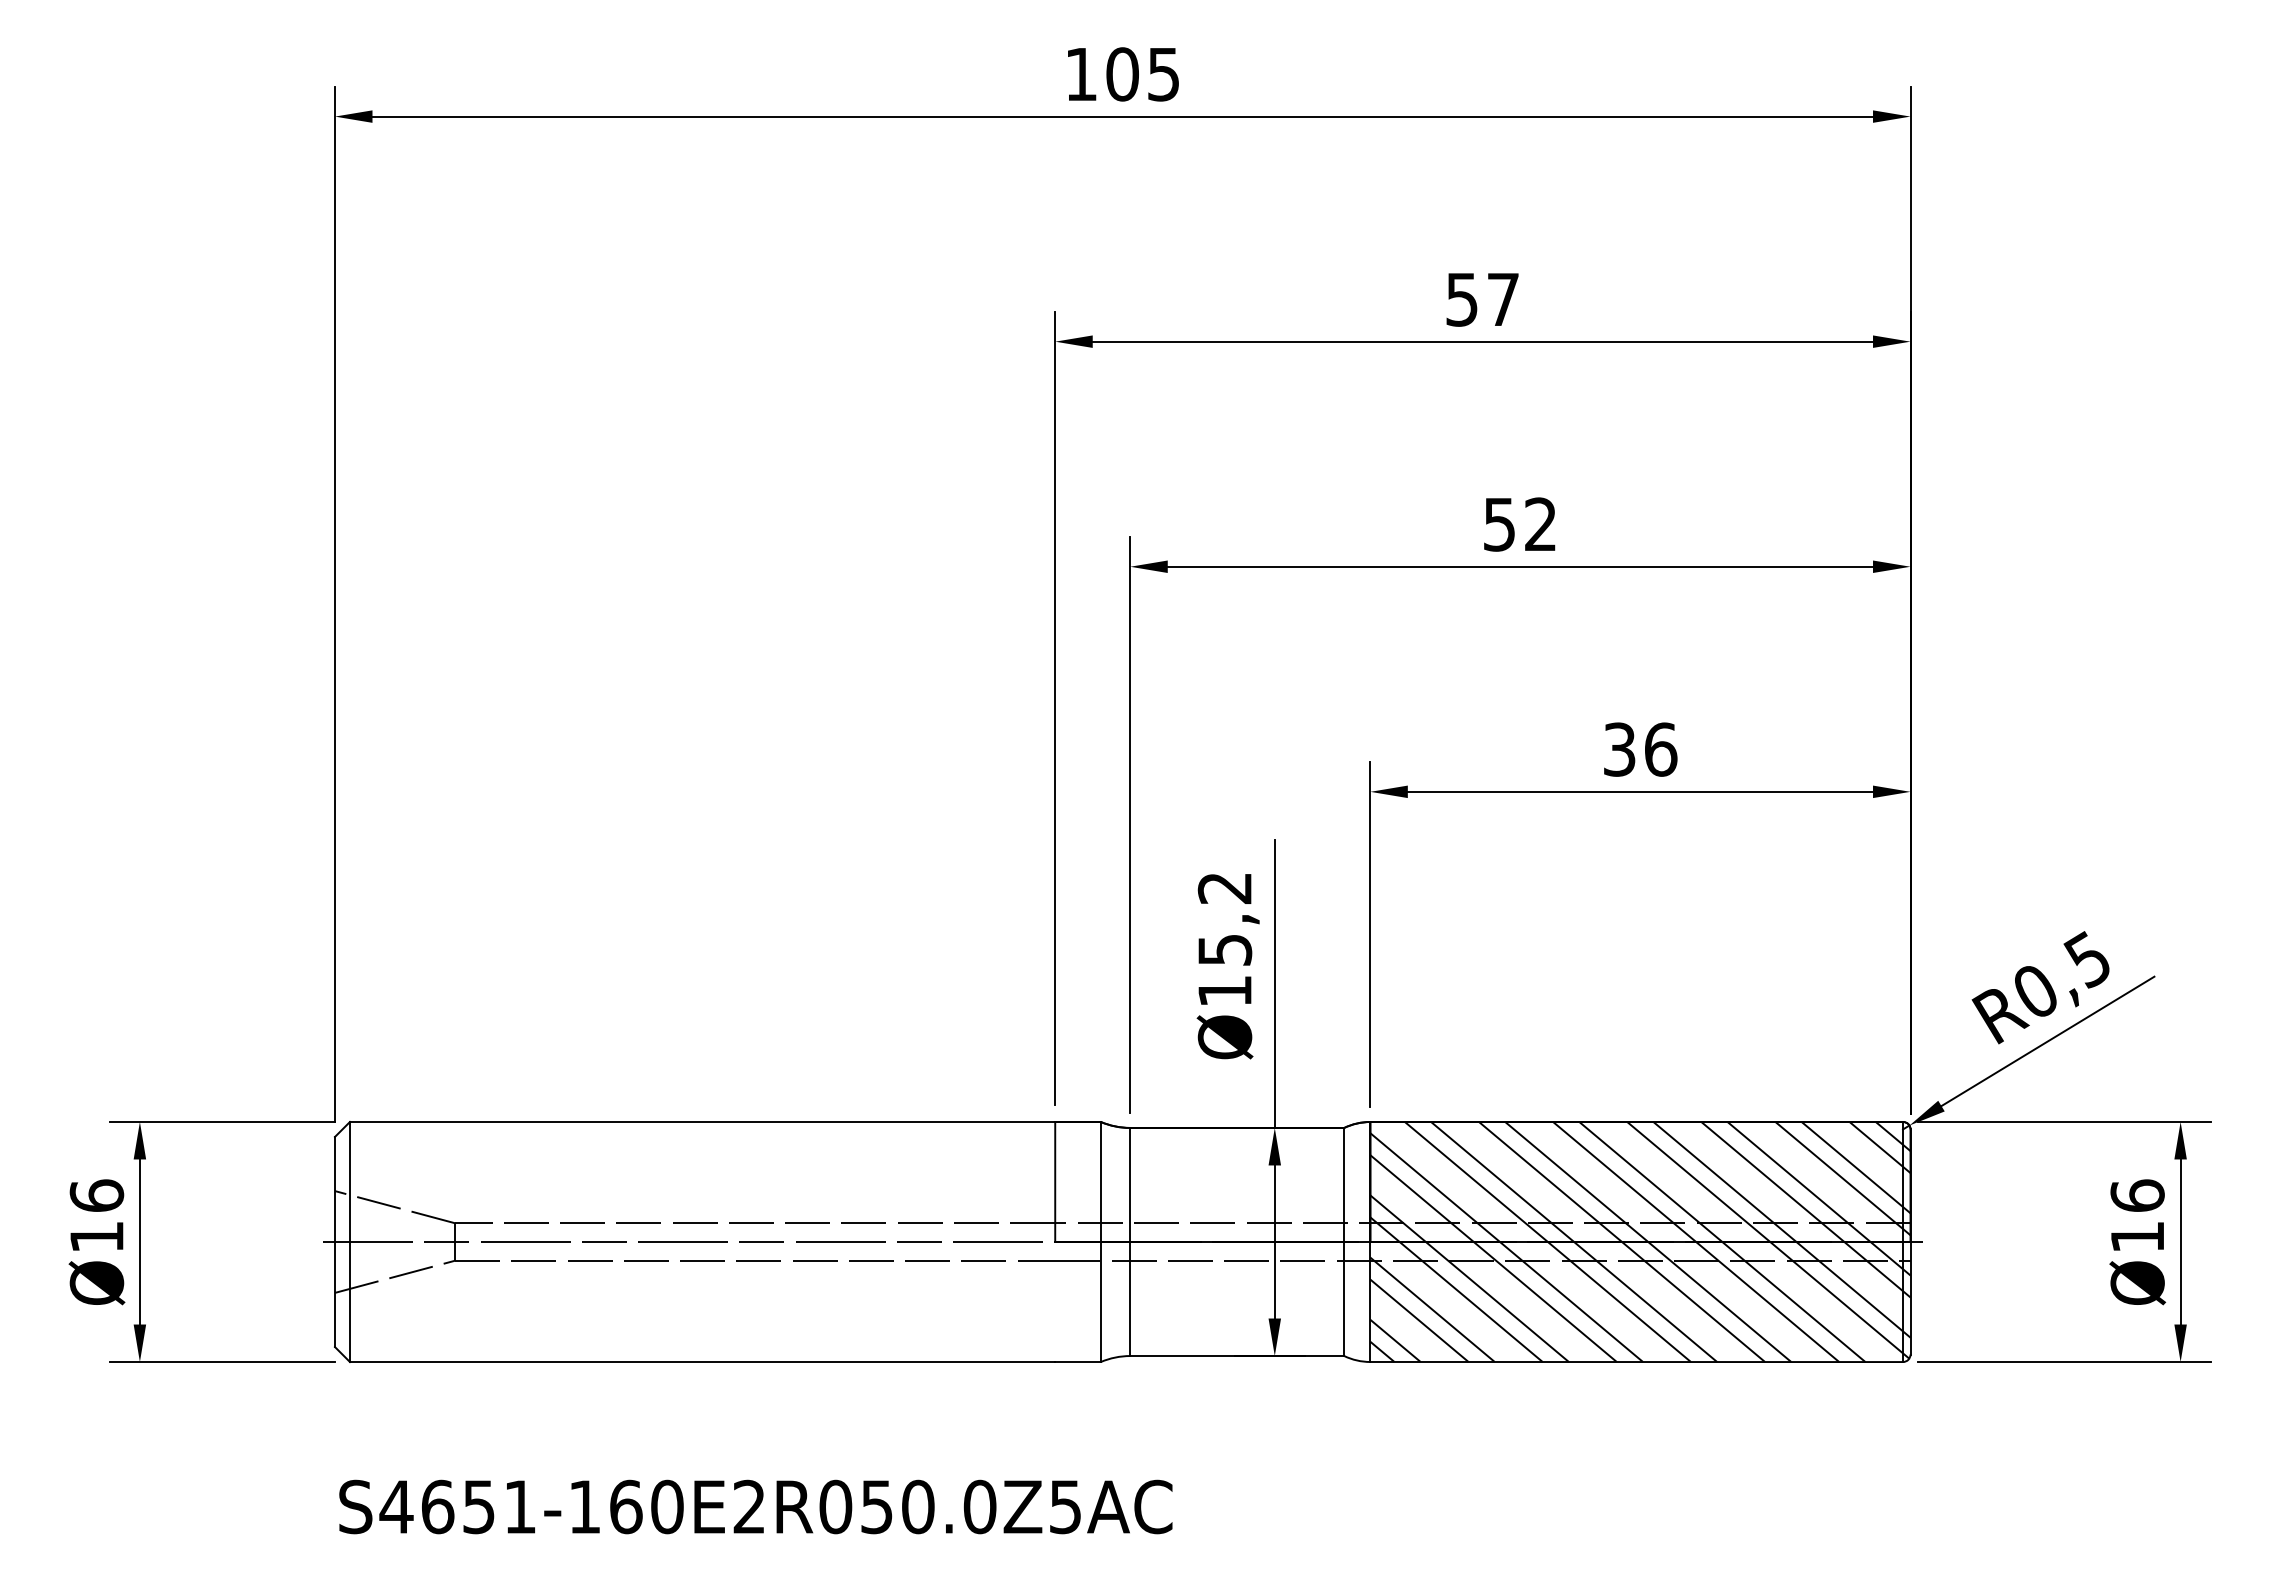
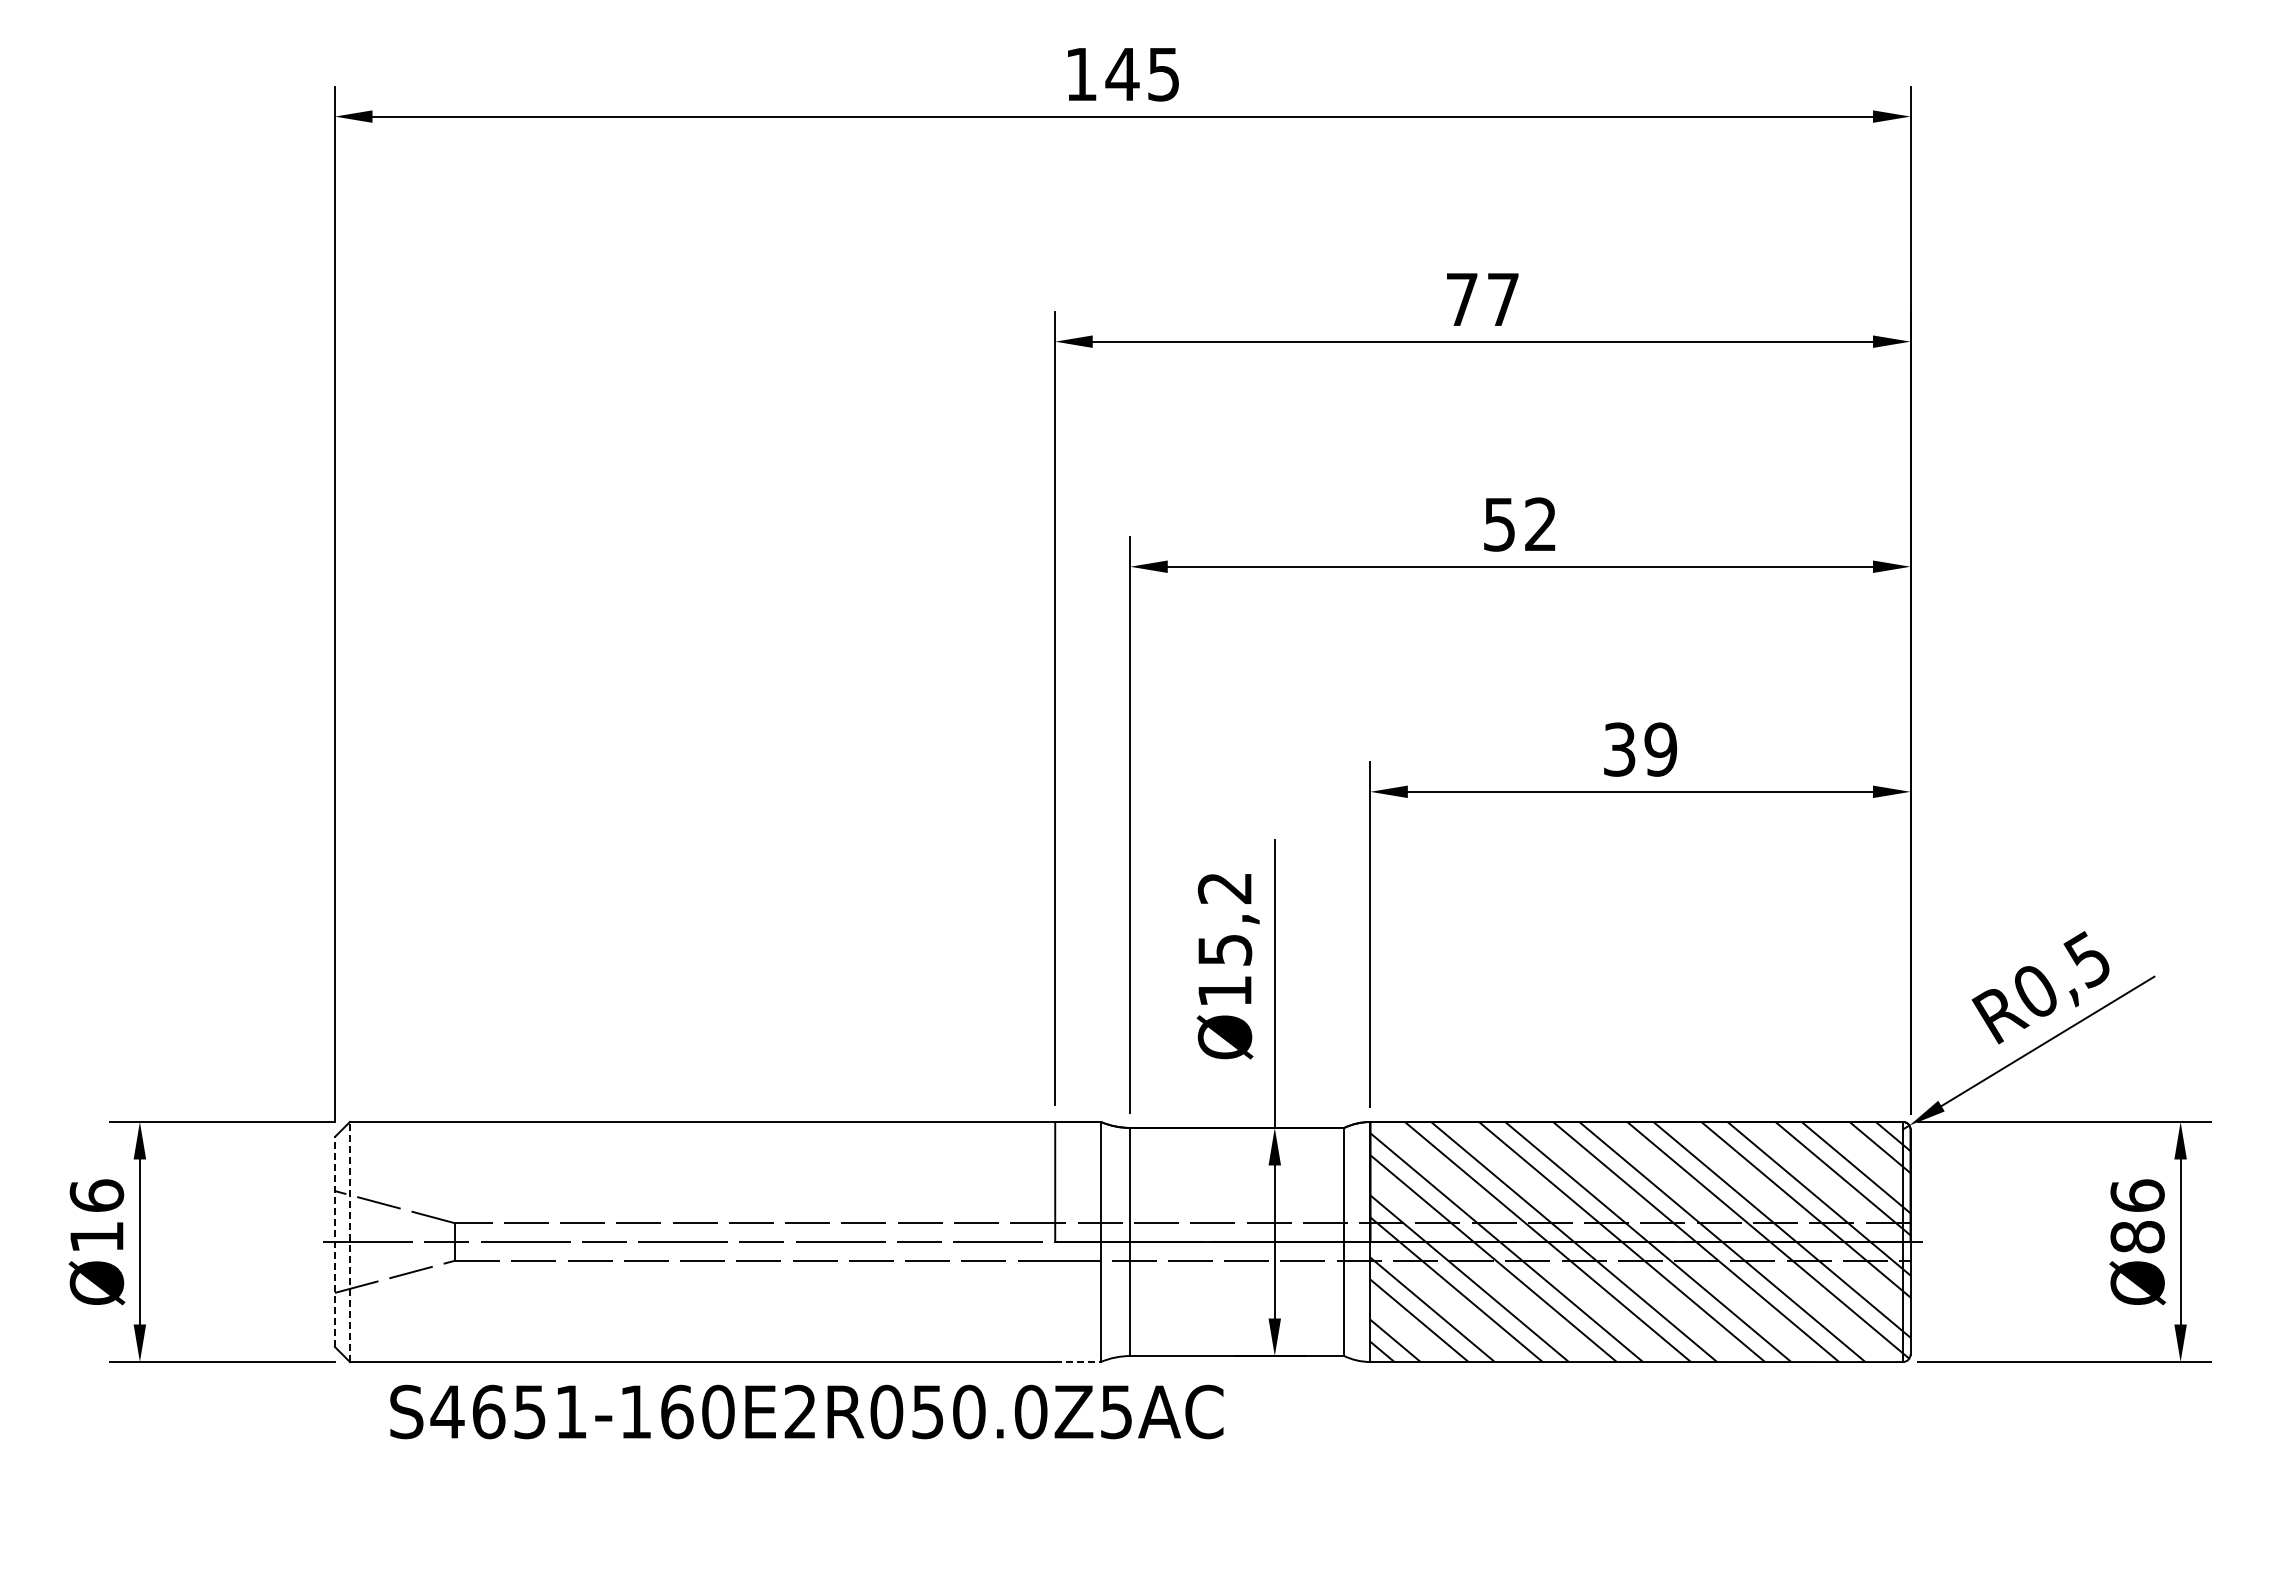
text: 105 -> 145 (1122, 74)
text: 57 -> 77 (1461, 299)
text: 36 -> 39 (1660, 749)
text: Ø16 -> Ø86 (2137, 1237)
line: solid -> dashed (334, 1241)
line: solid -> dashed (349, 1241)
line: solid -> dashed (1078, 1362)
text position: (755, 1506) -> (806, 1411) (806, 1411)
